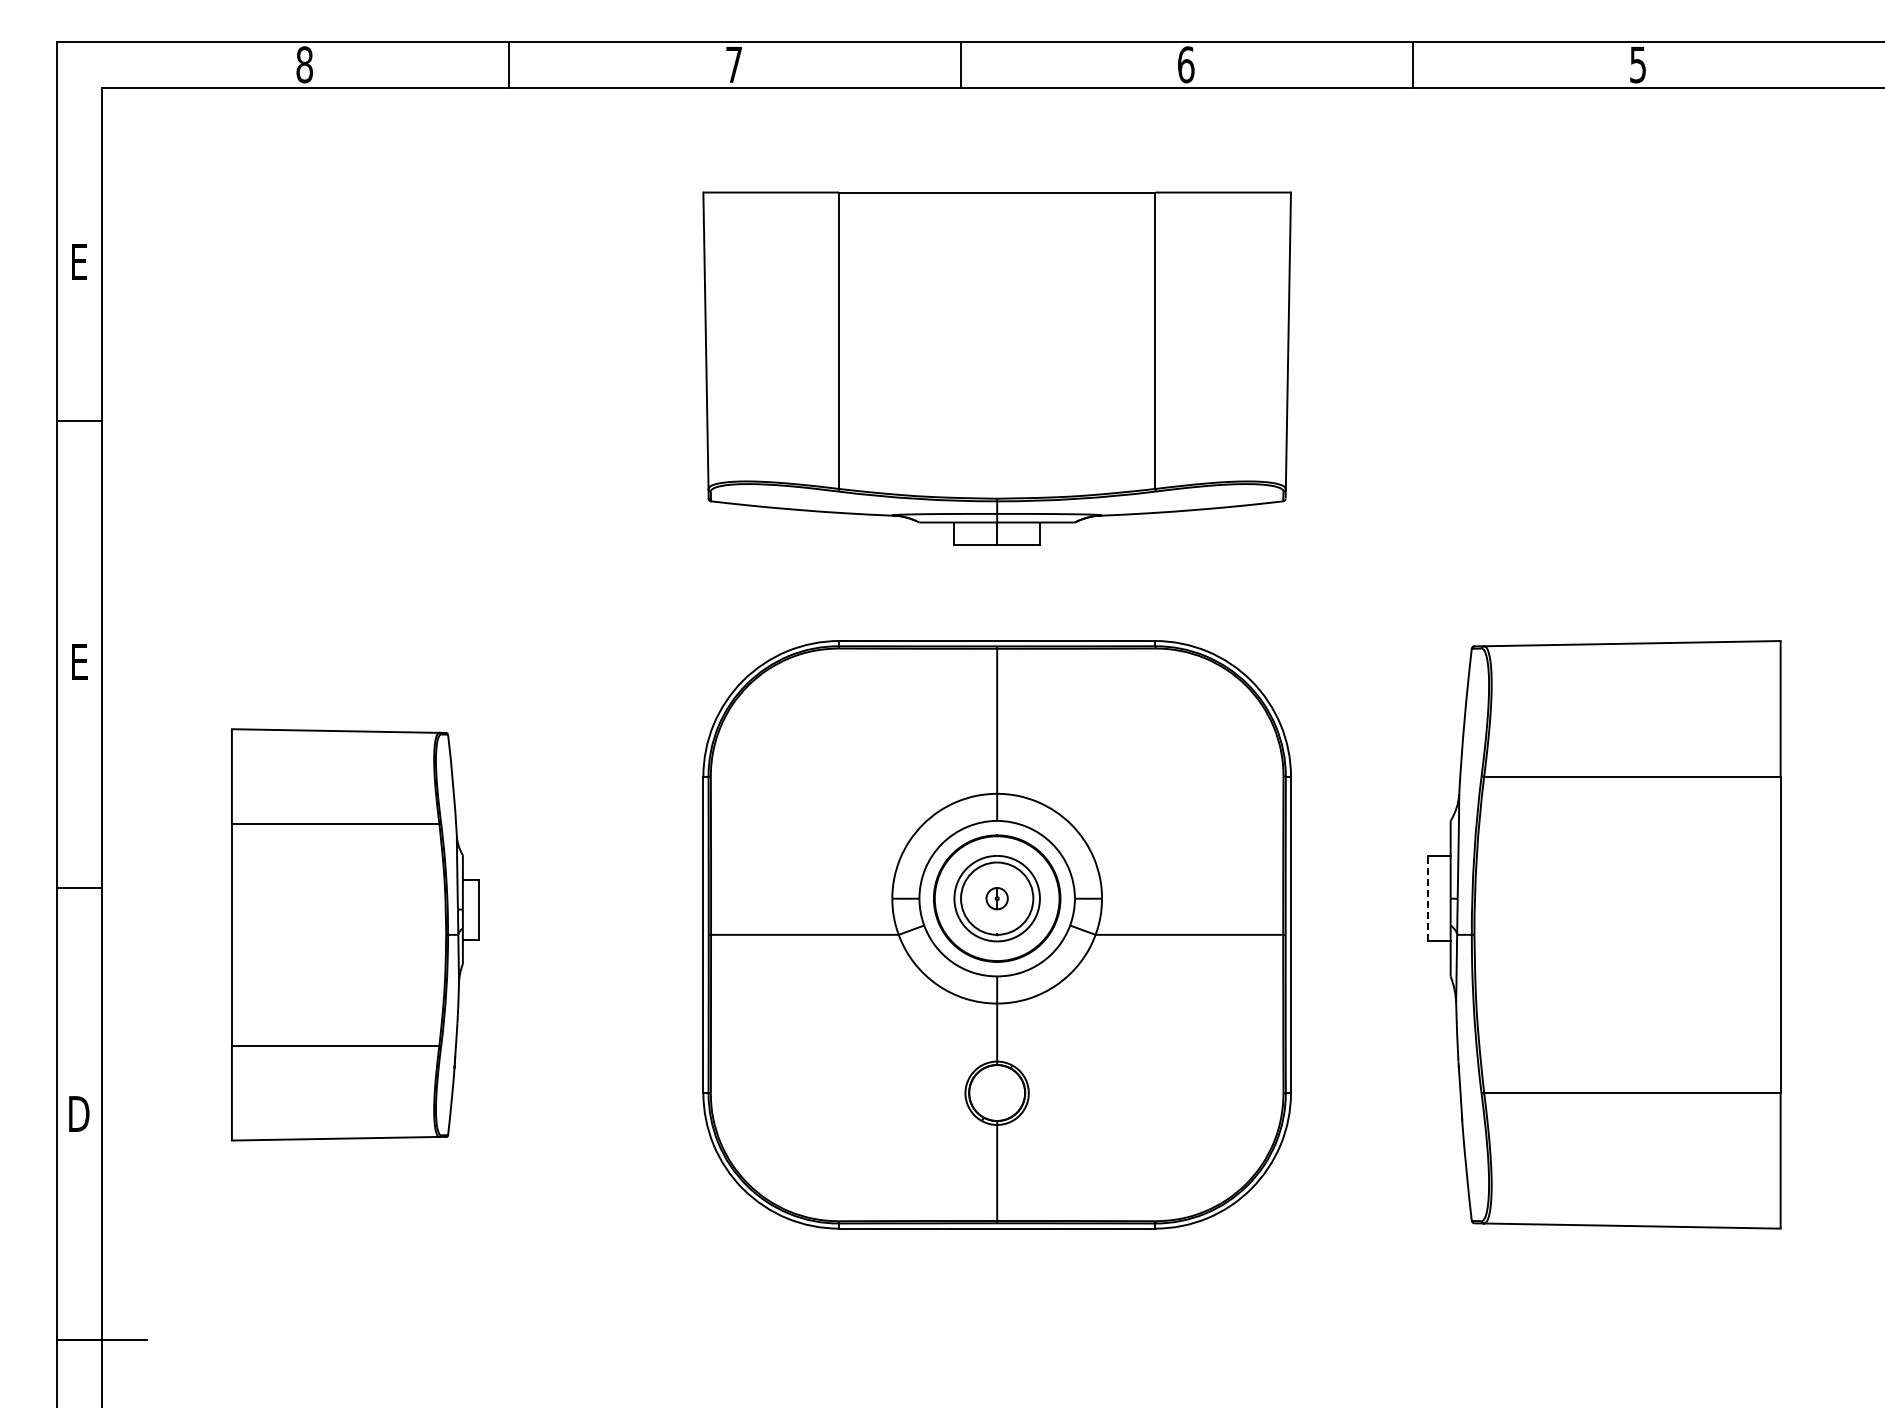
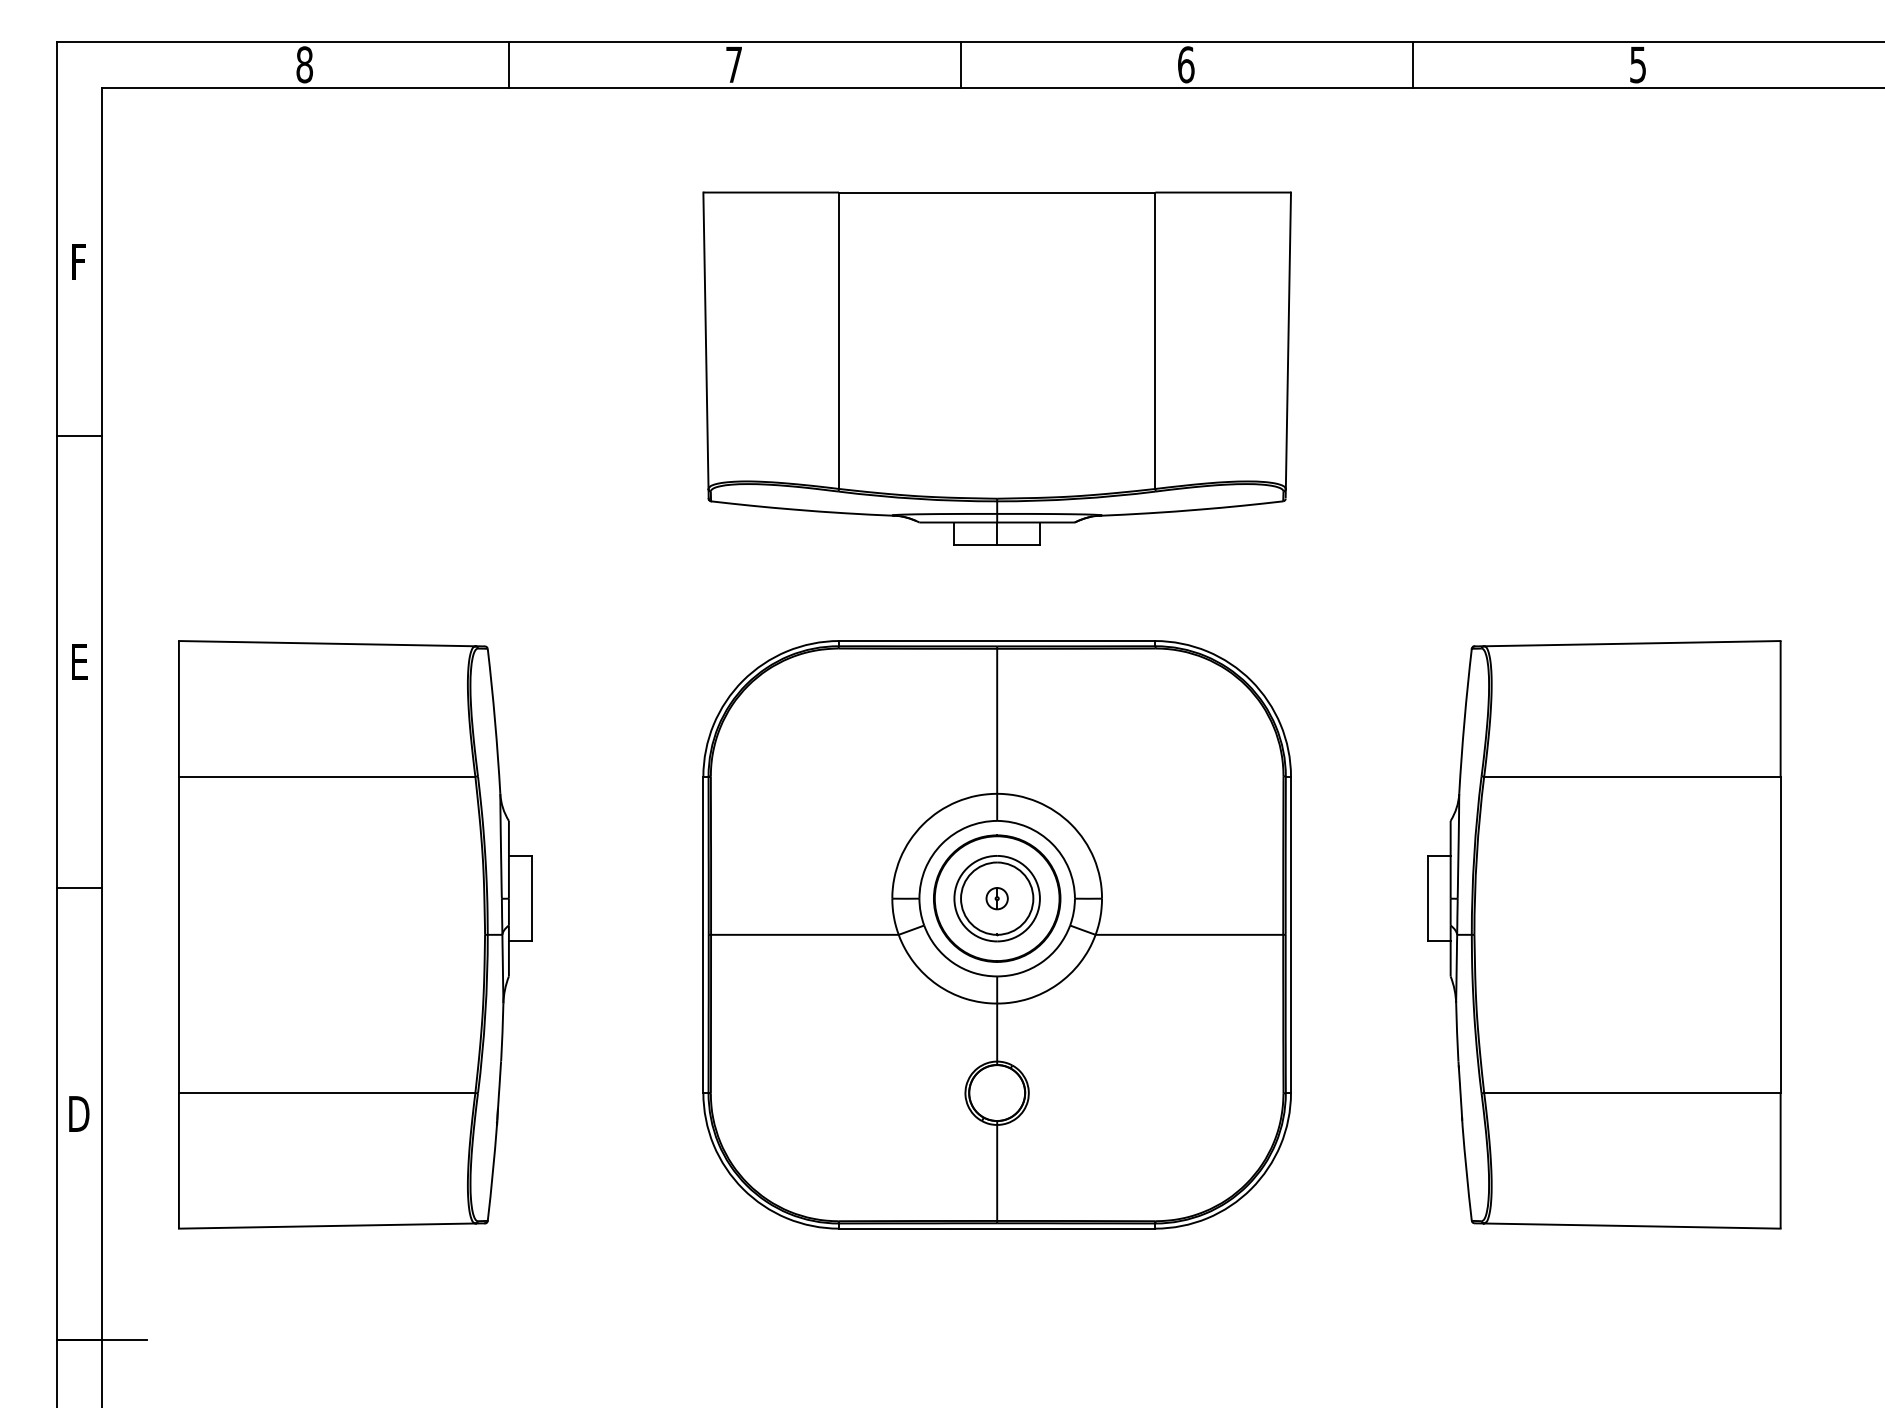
text: E -> F (80, 261)
line position: (78, 420) -> (78, 435) (78, 435)
line: dashed -> solid (1428, 898)
part size: 249x414 px -> 355x590 px (355, 934)
